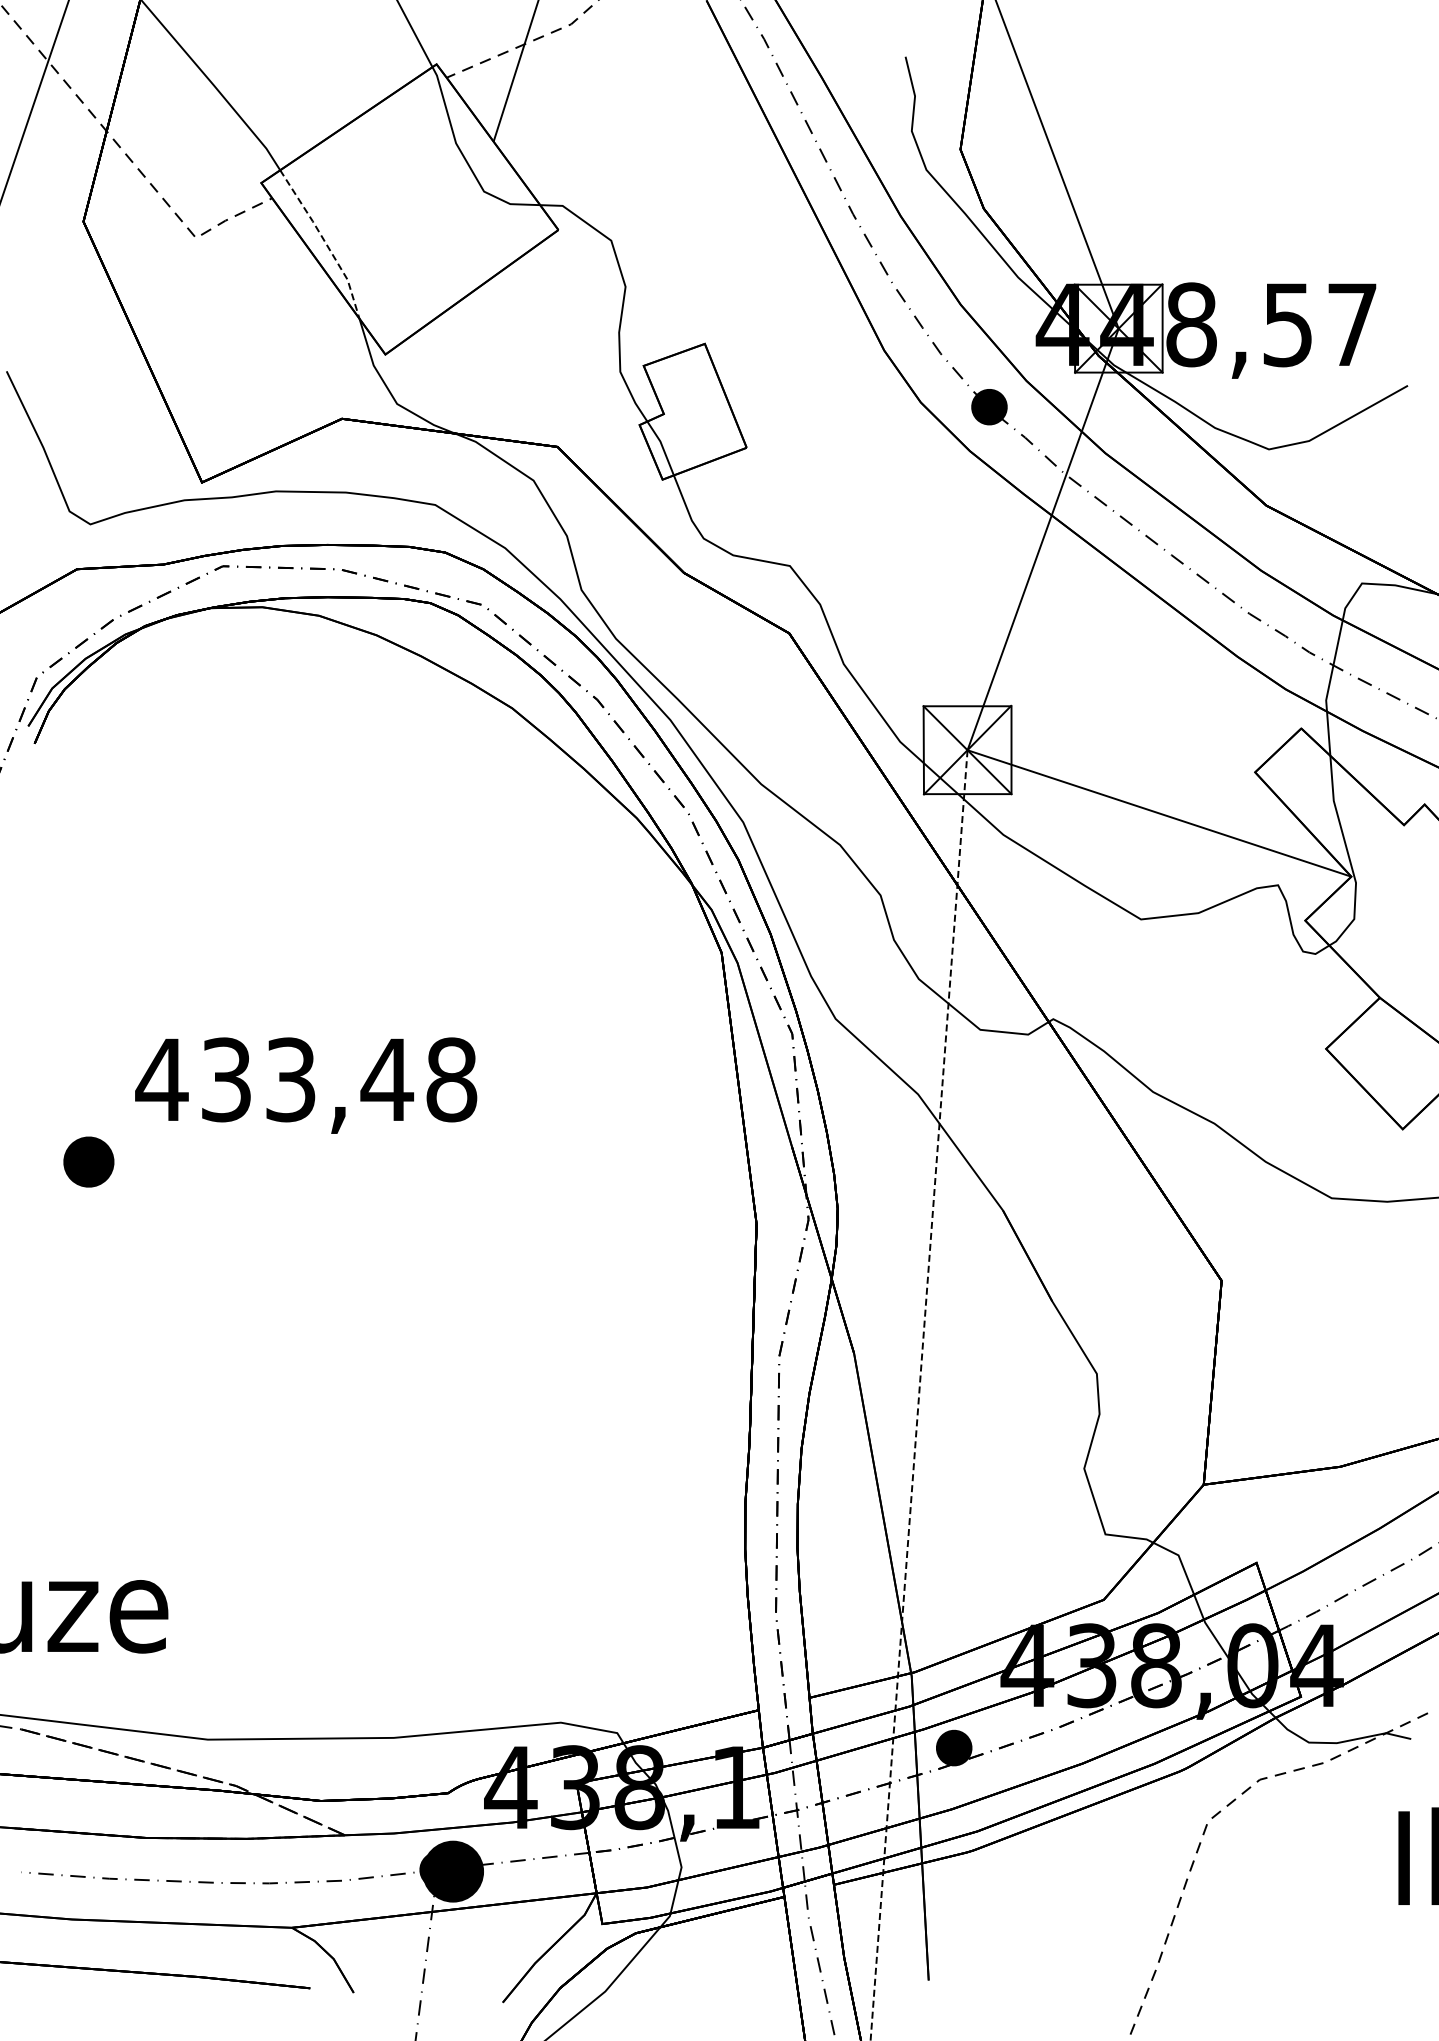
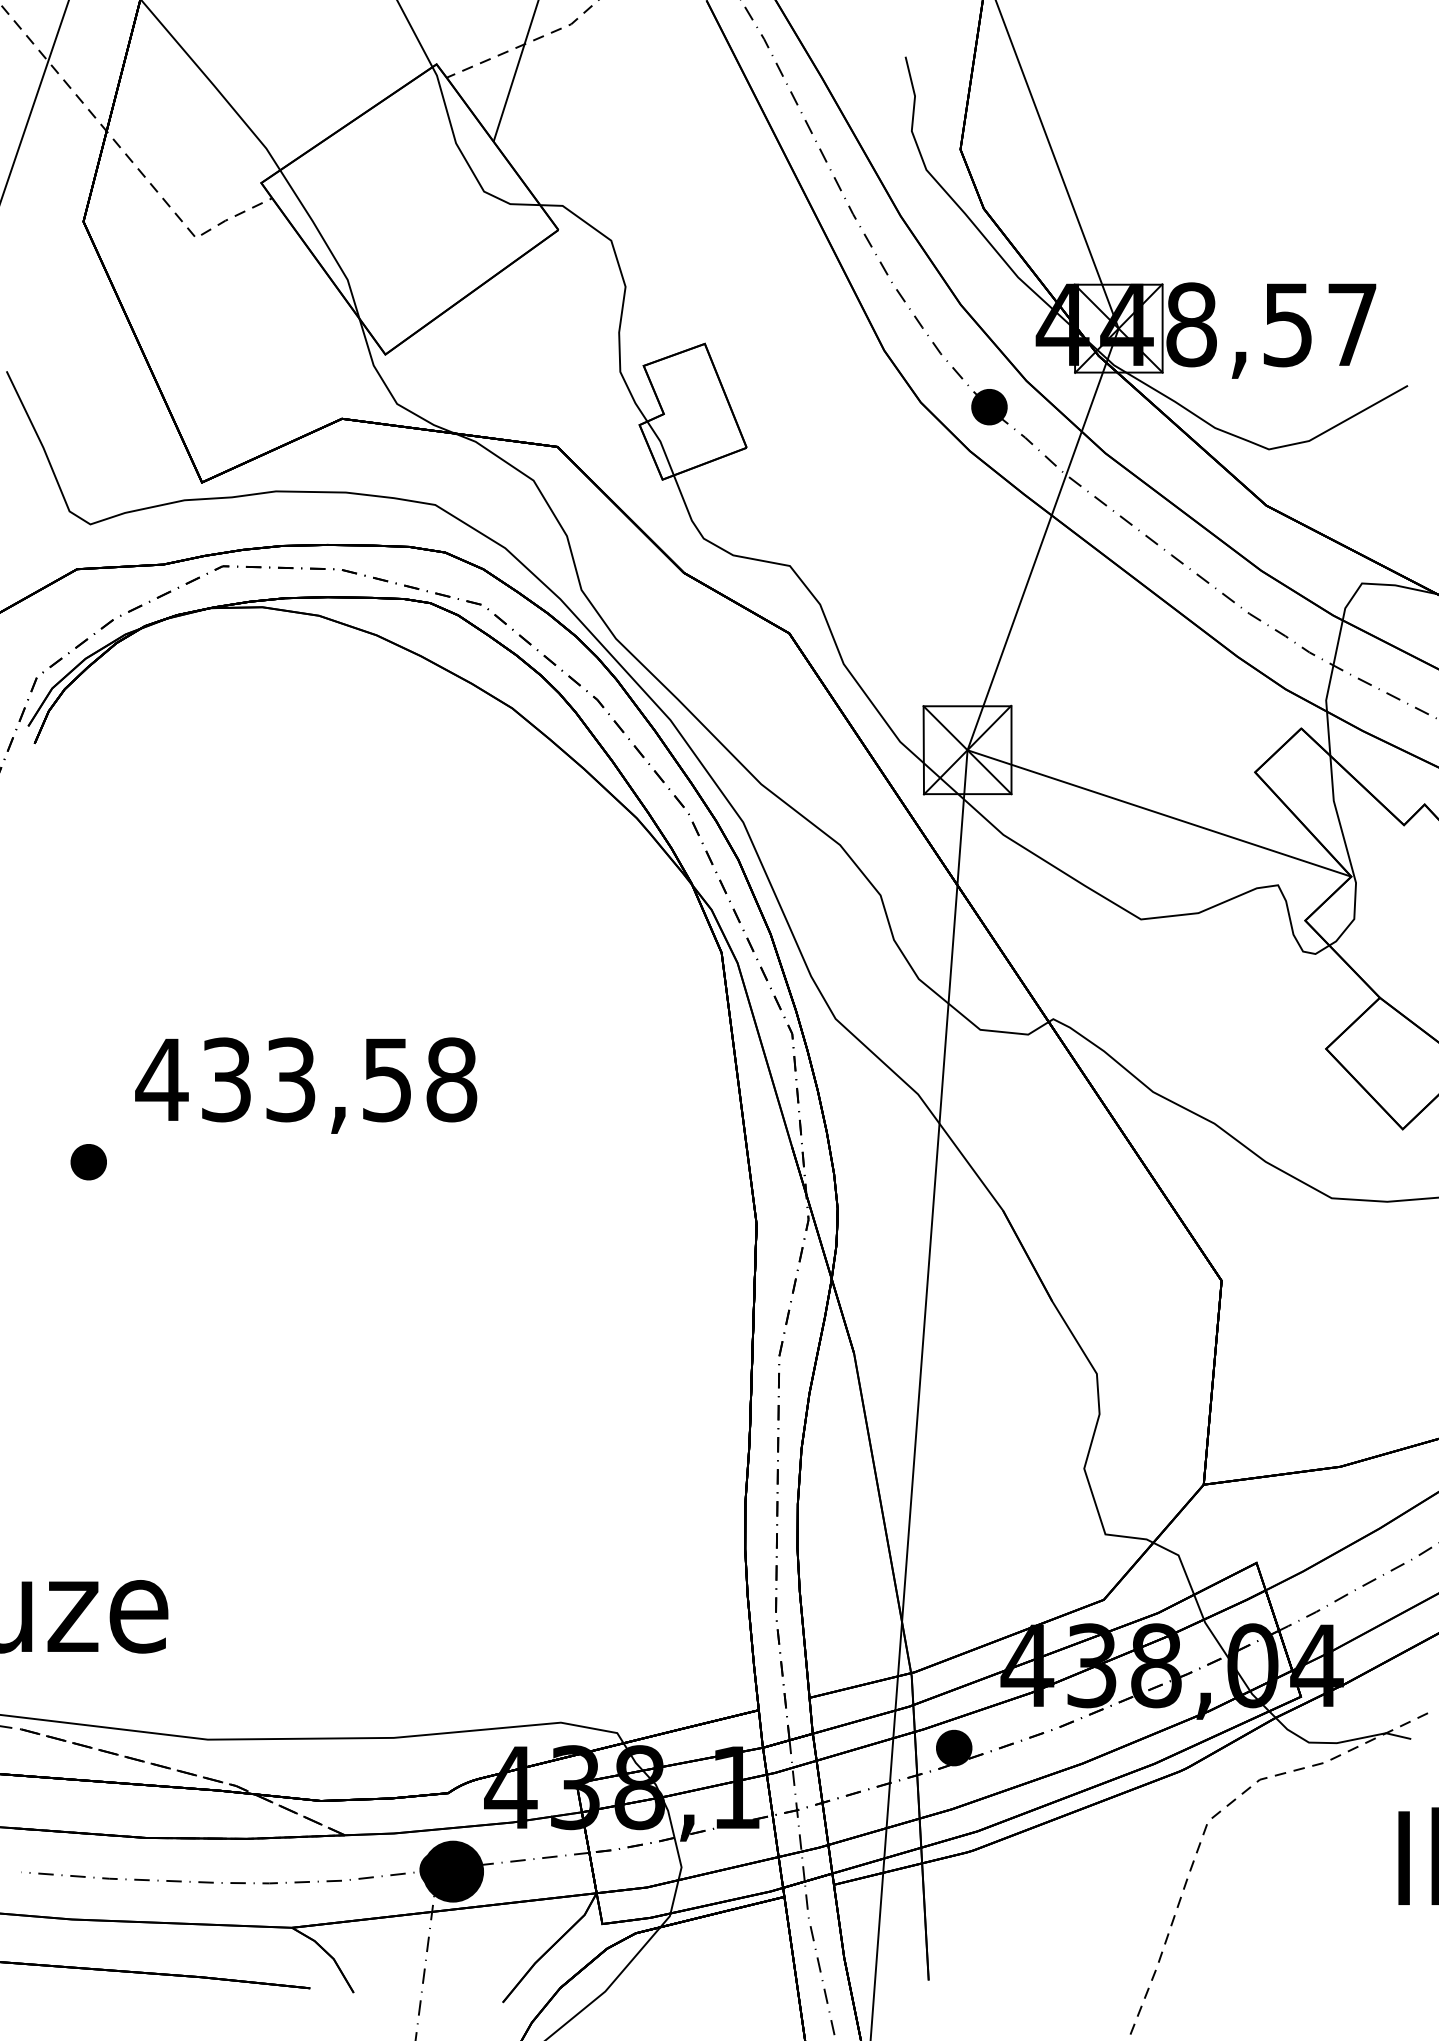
line: dashed -> solid (325, 242)
text: 433,48 -> 433,58 (387, 1080)
part size: 52x52 px -> 37x37 px (88, 1162)
line: dashed -> solid (919, 1395)
